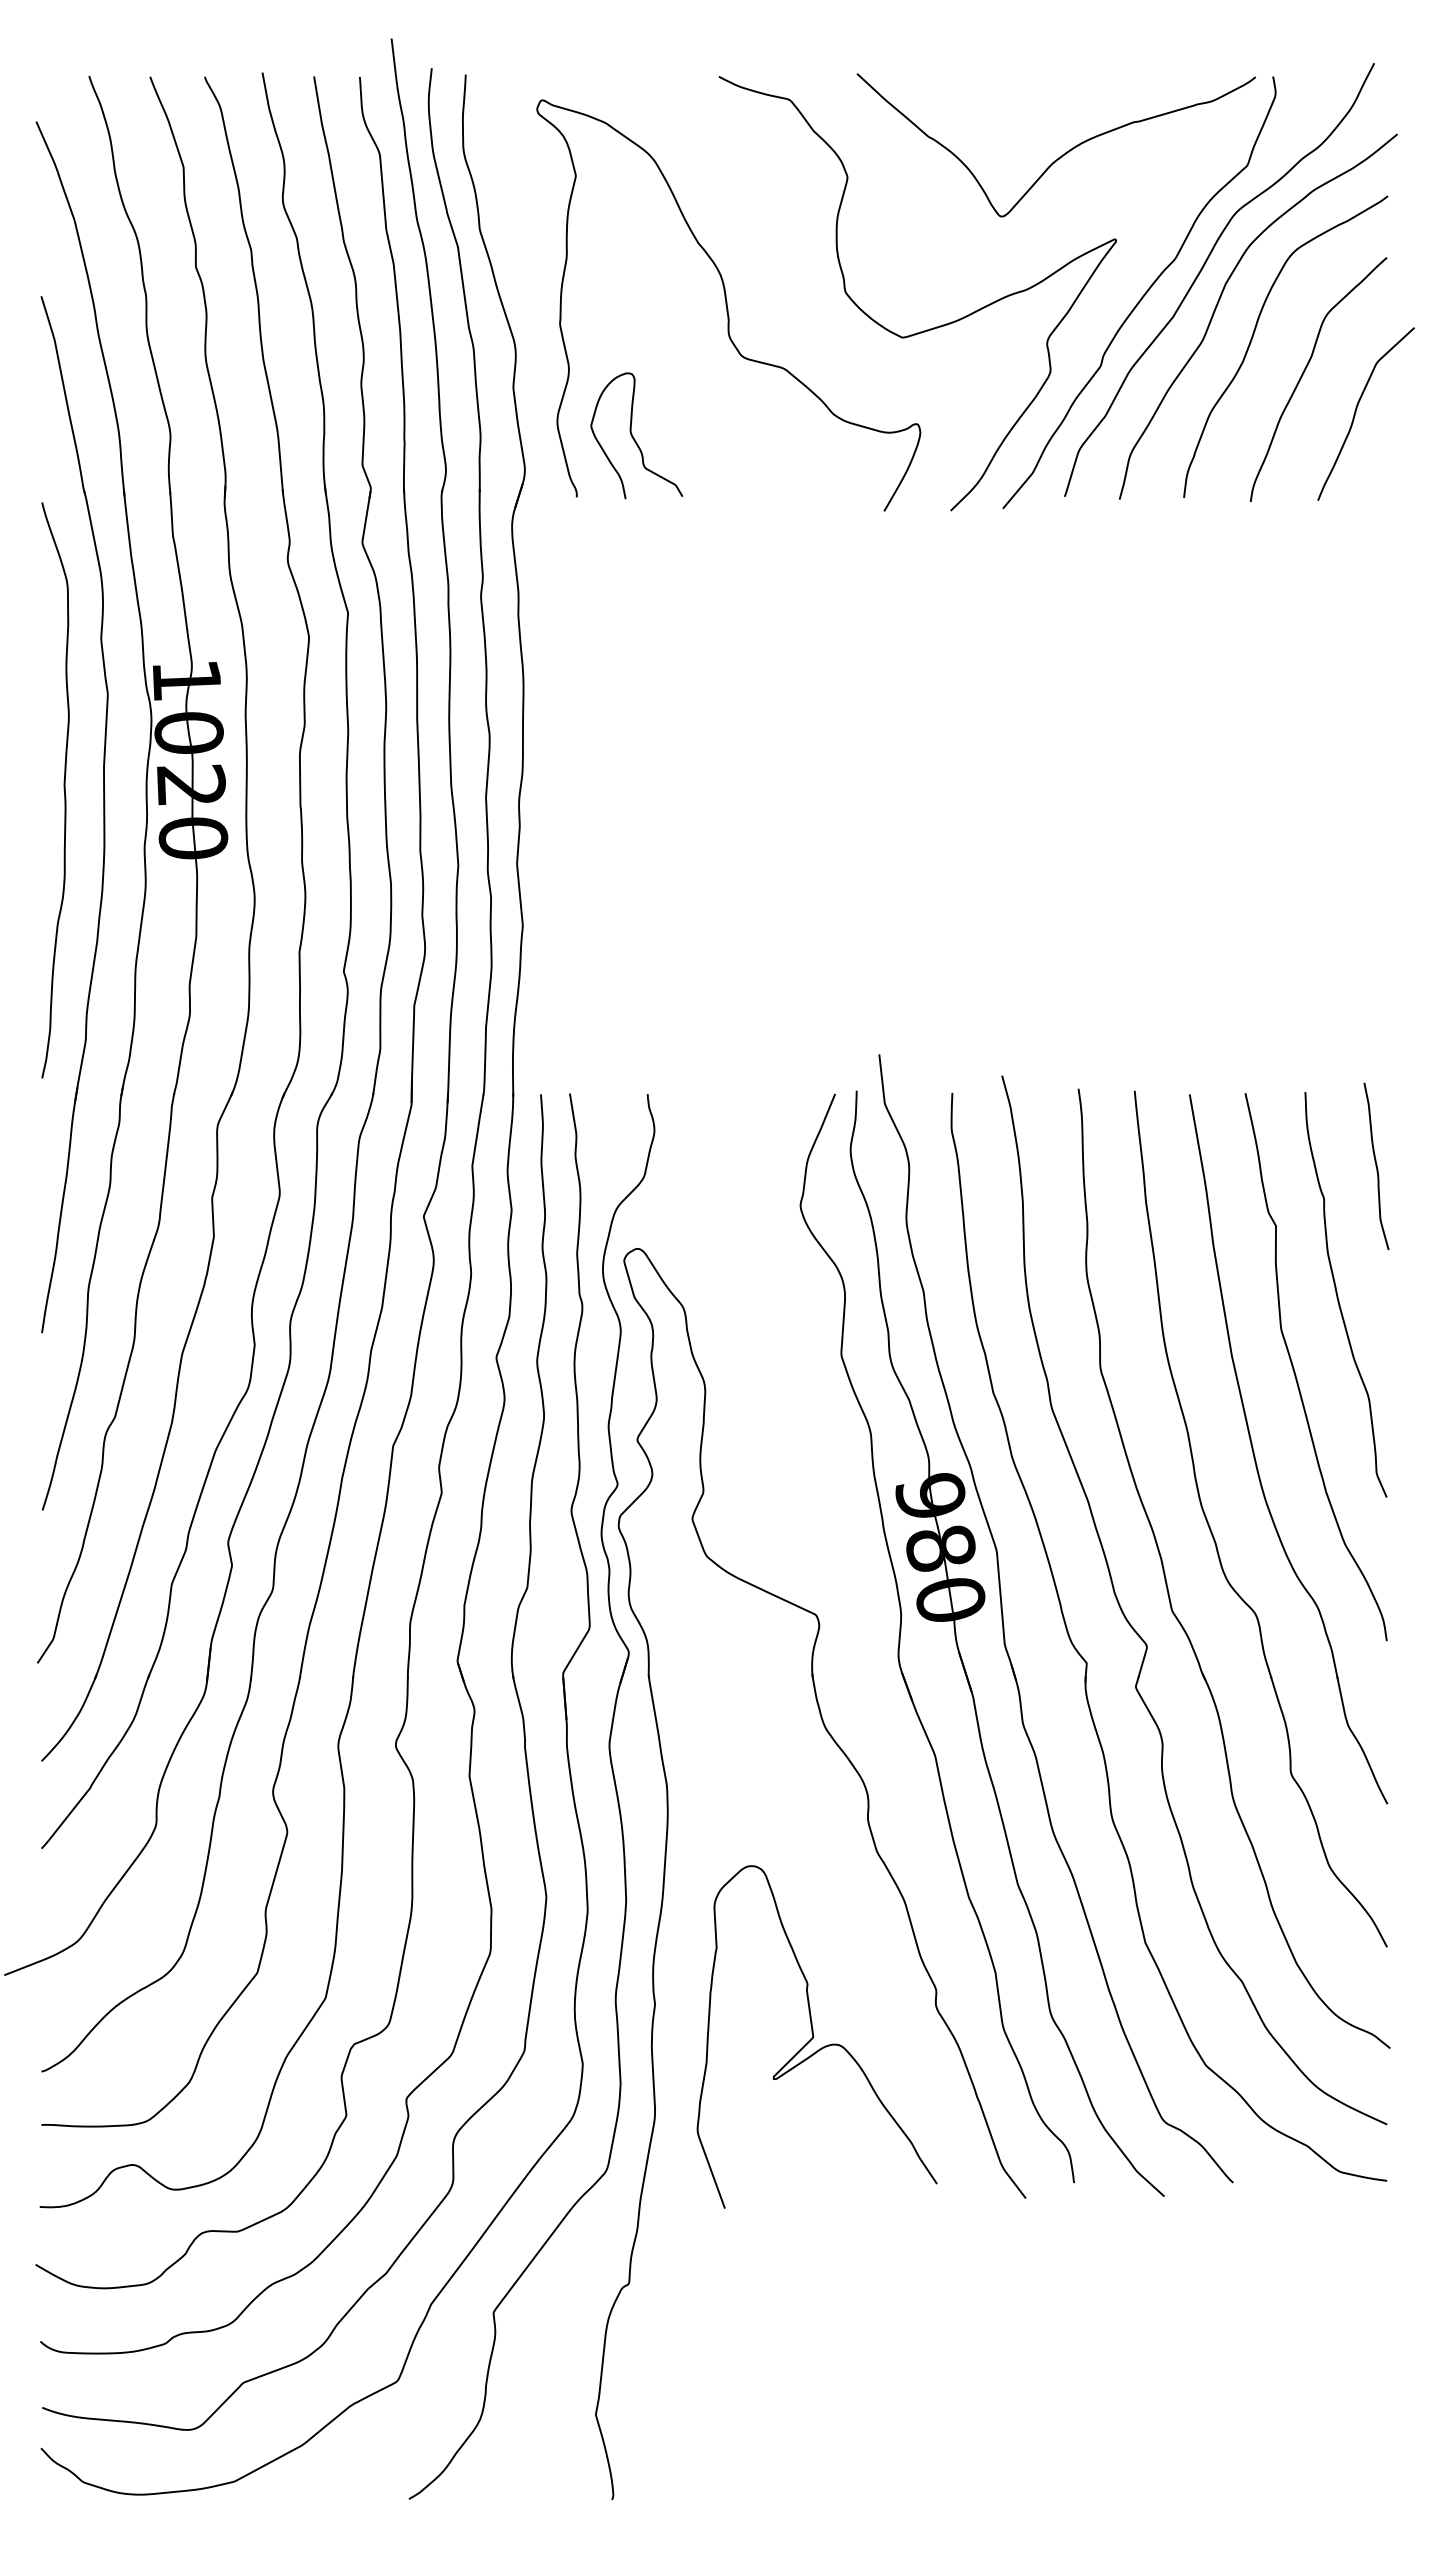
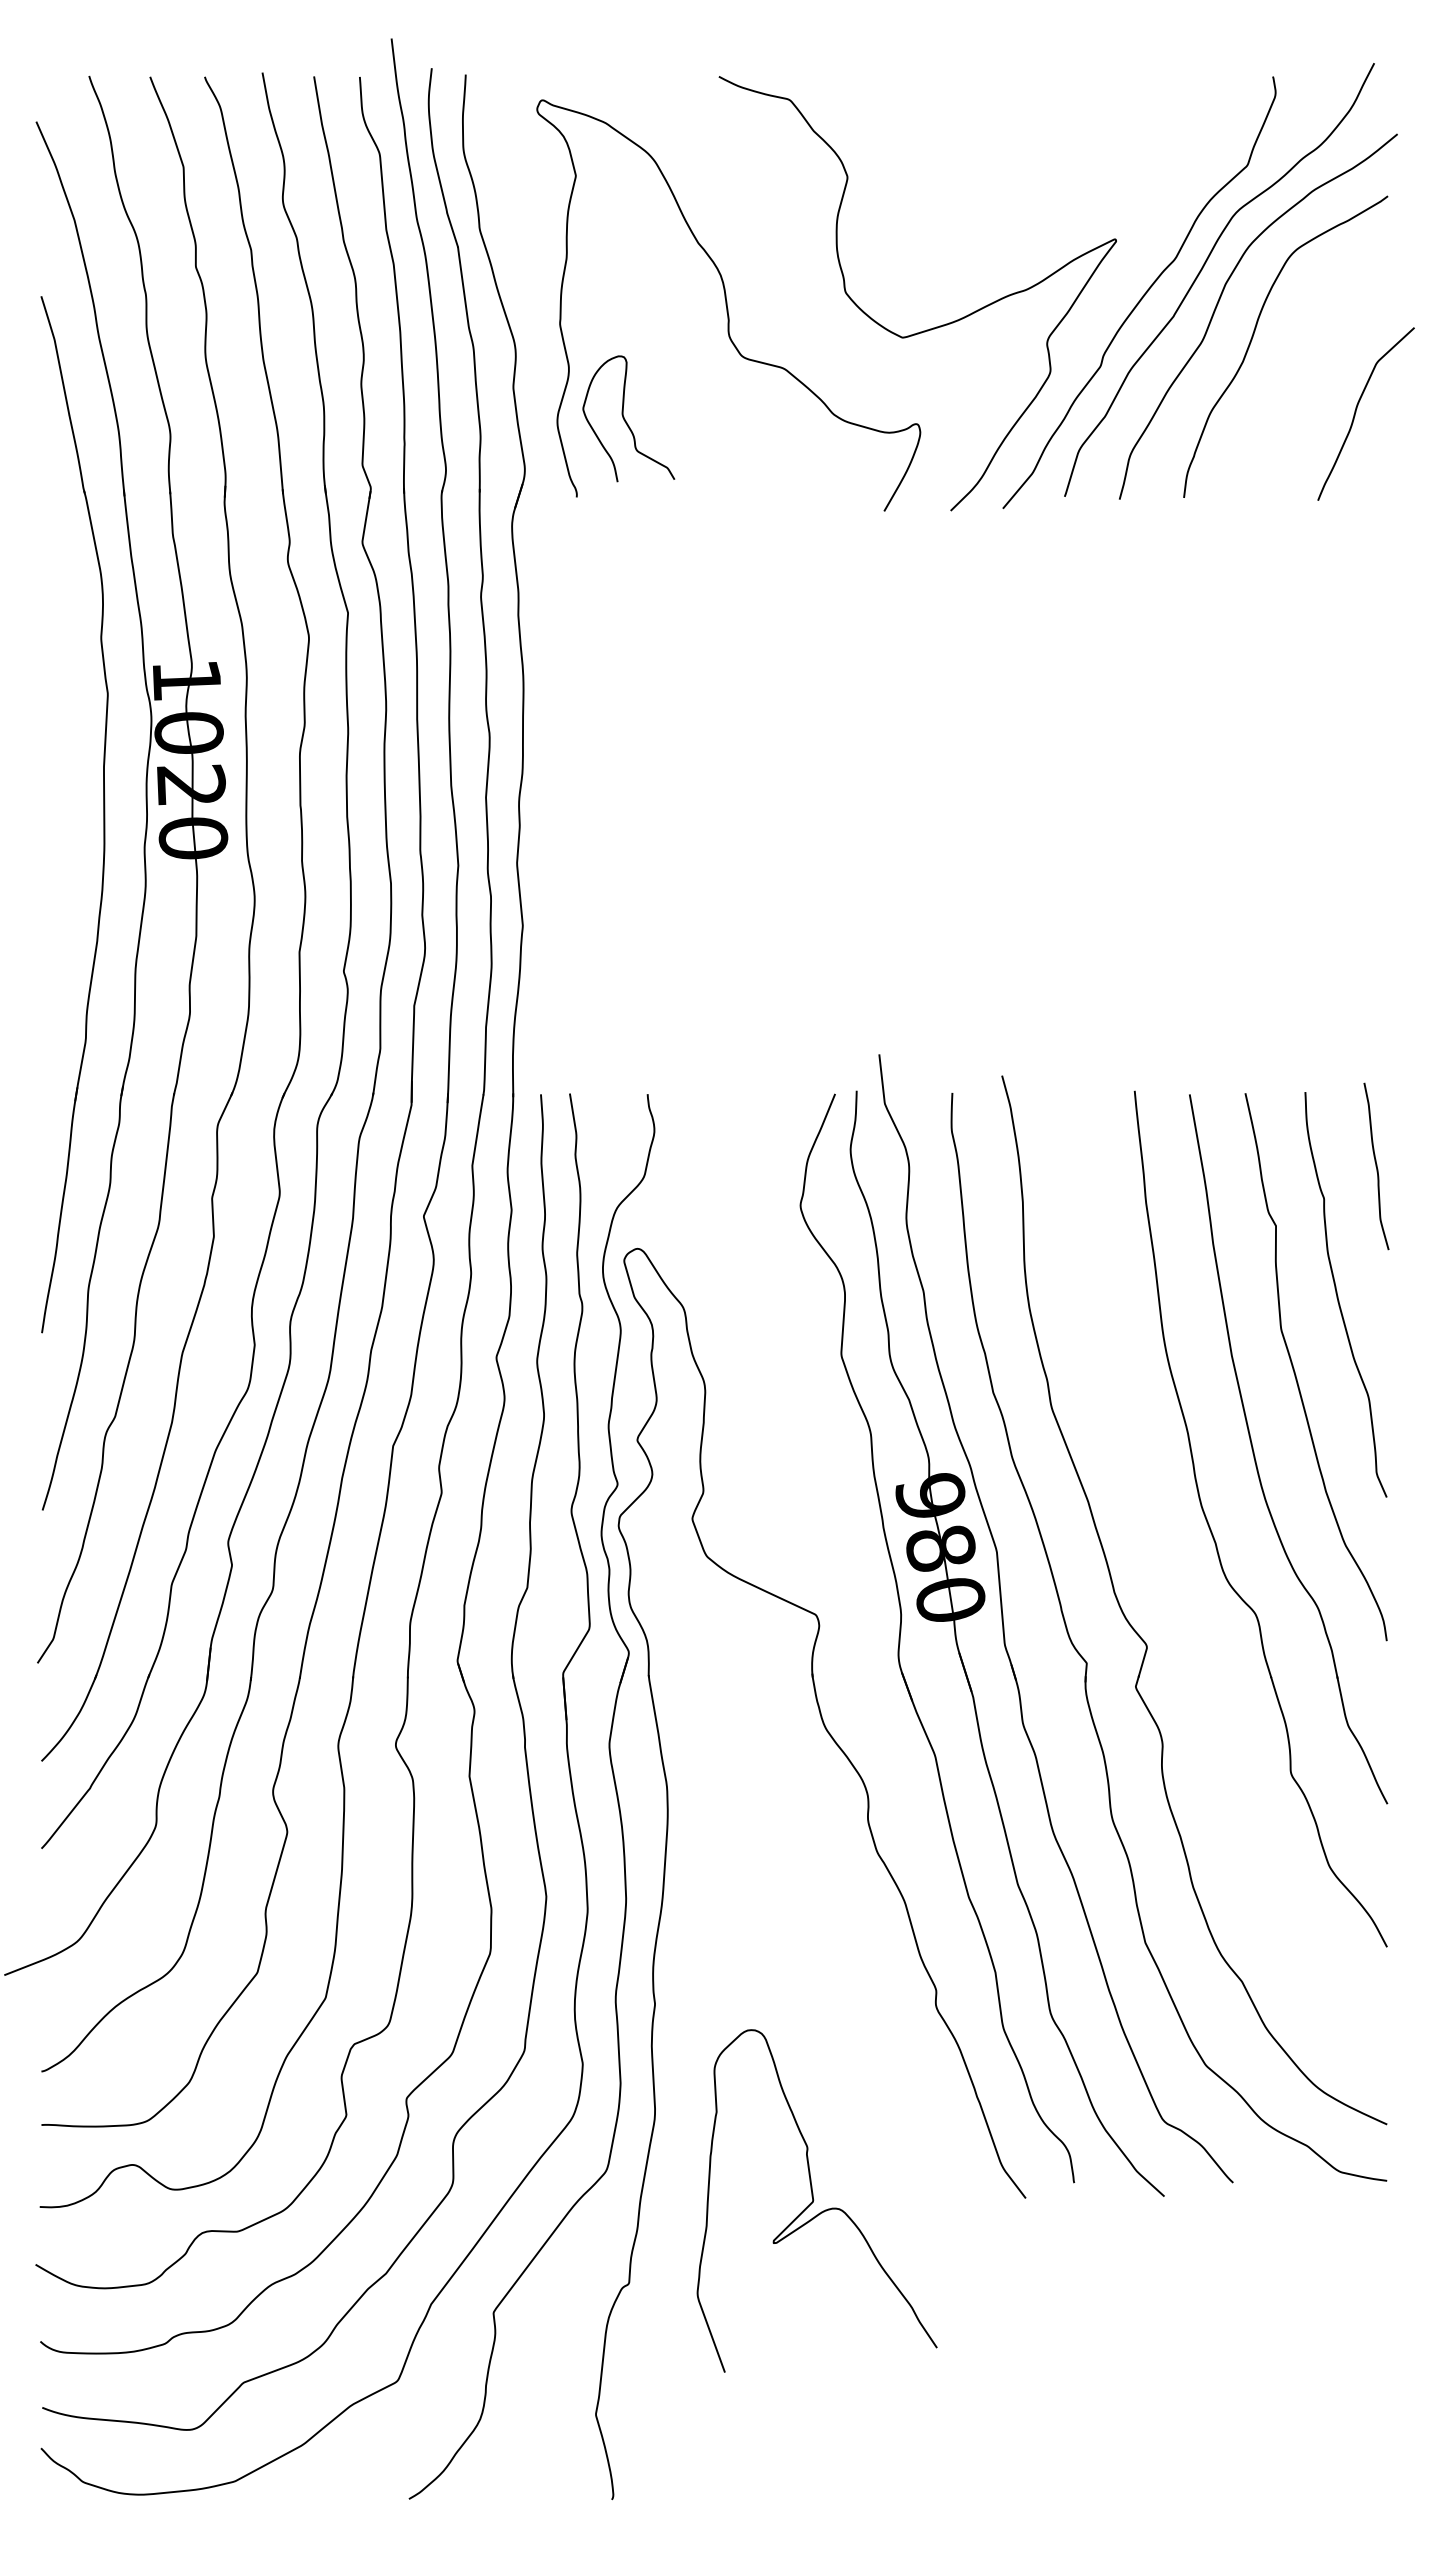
curve: present -> none (1062, 154)
curve: present -> none (1304, 373)
curve position: (633, 436) -> (625, 419) (625, 419)
curve: present -> none (63, 789)
part: present -> none (1167, 1582)
curve position: (814, 2036) -> (814, 2200) (814, 2200)
